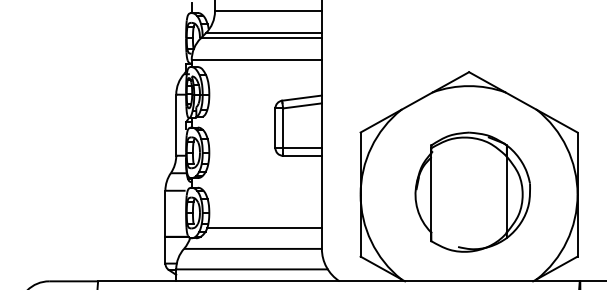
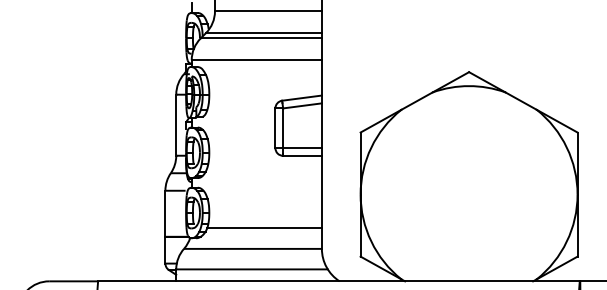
part: present -> none (472, 191)
